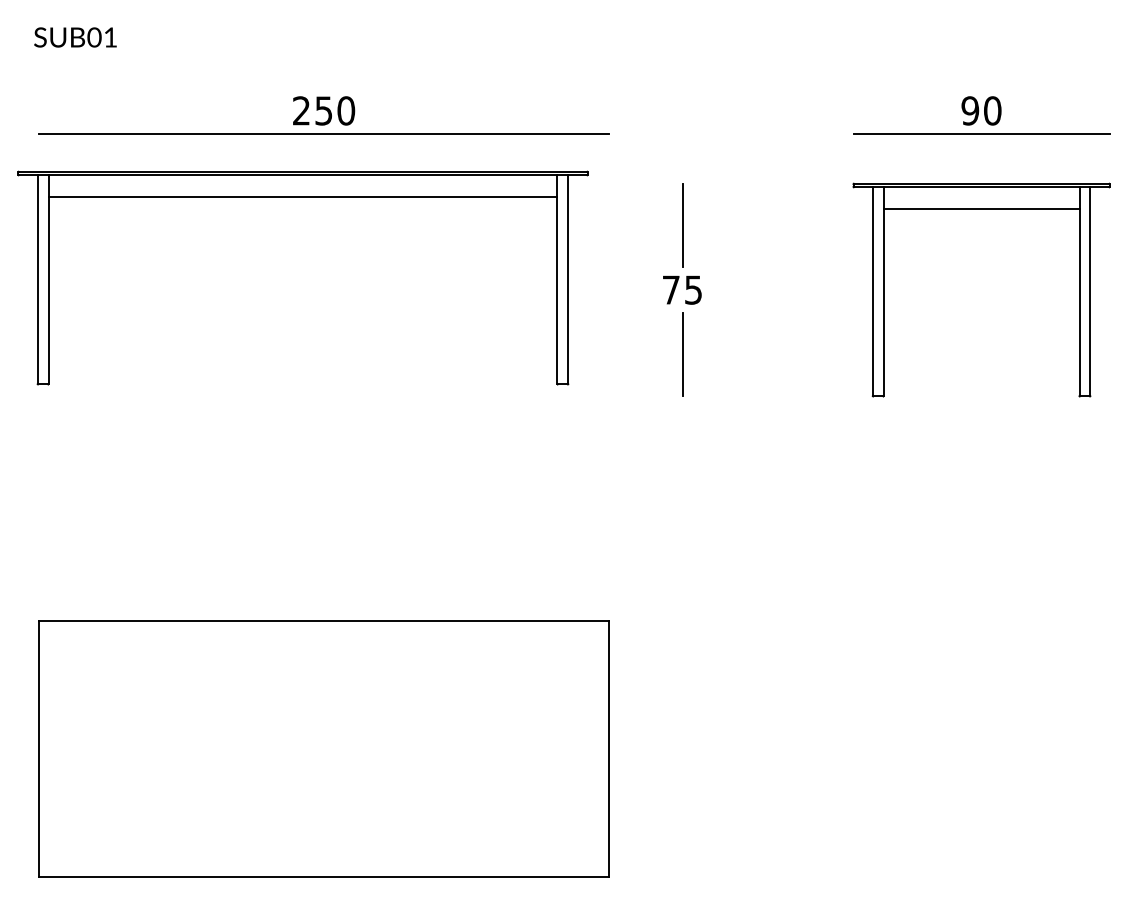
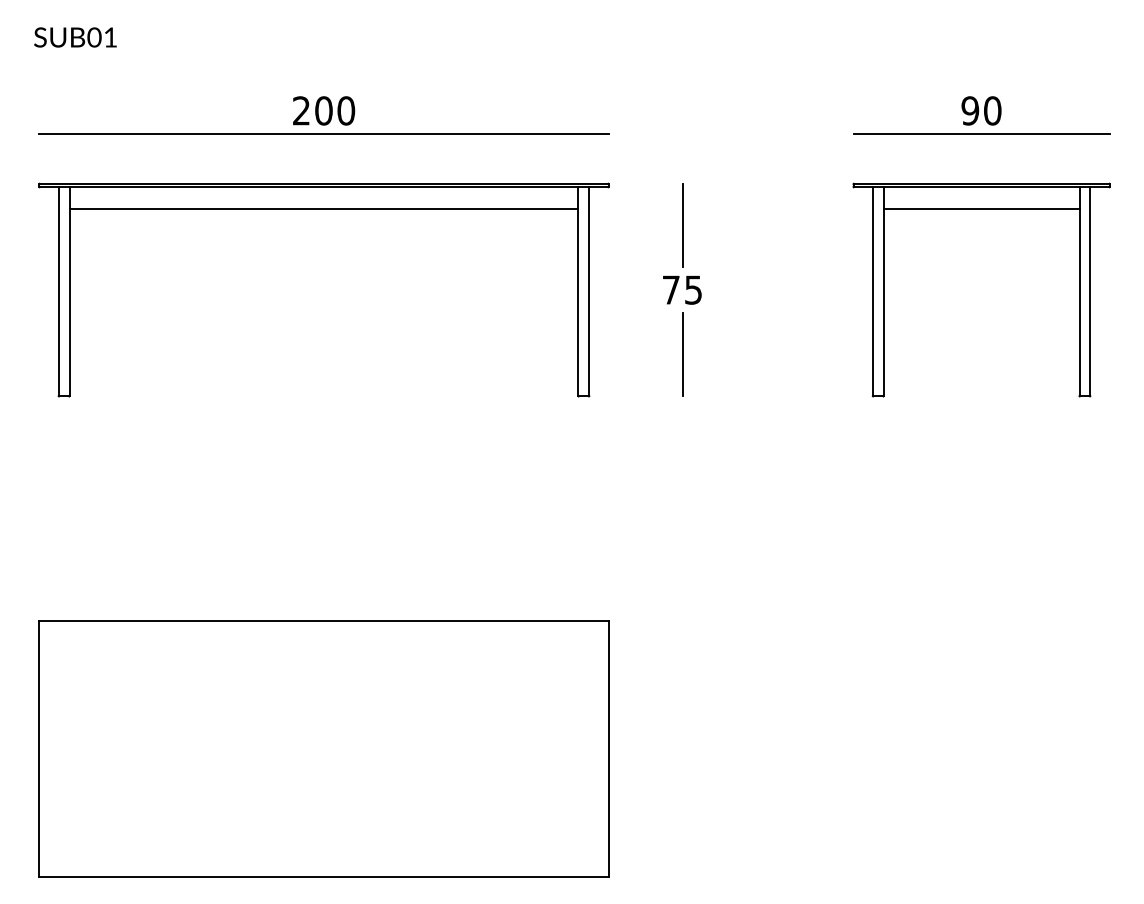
text: 250 -> 200 (323, 110)
part position: (302, 197) -> (323, 209) (323, 209)
